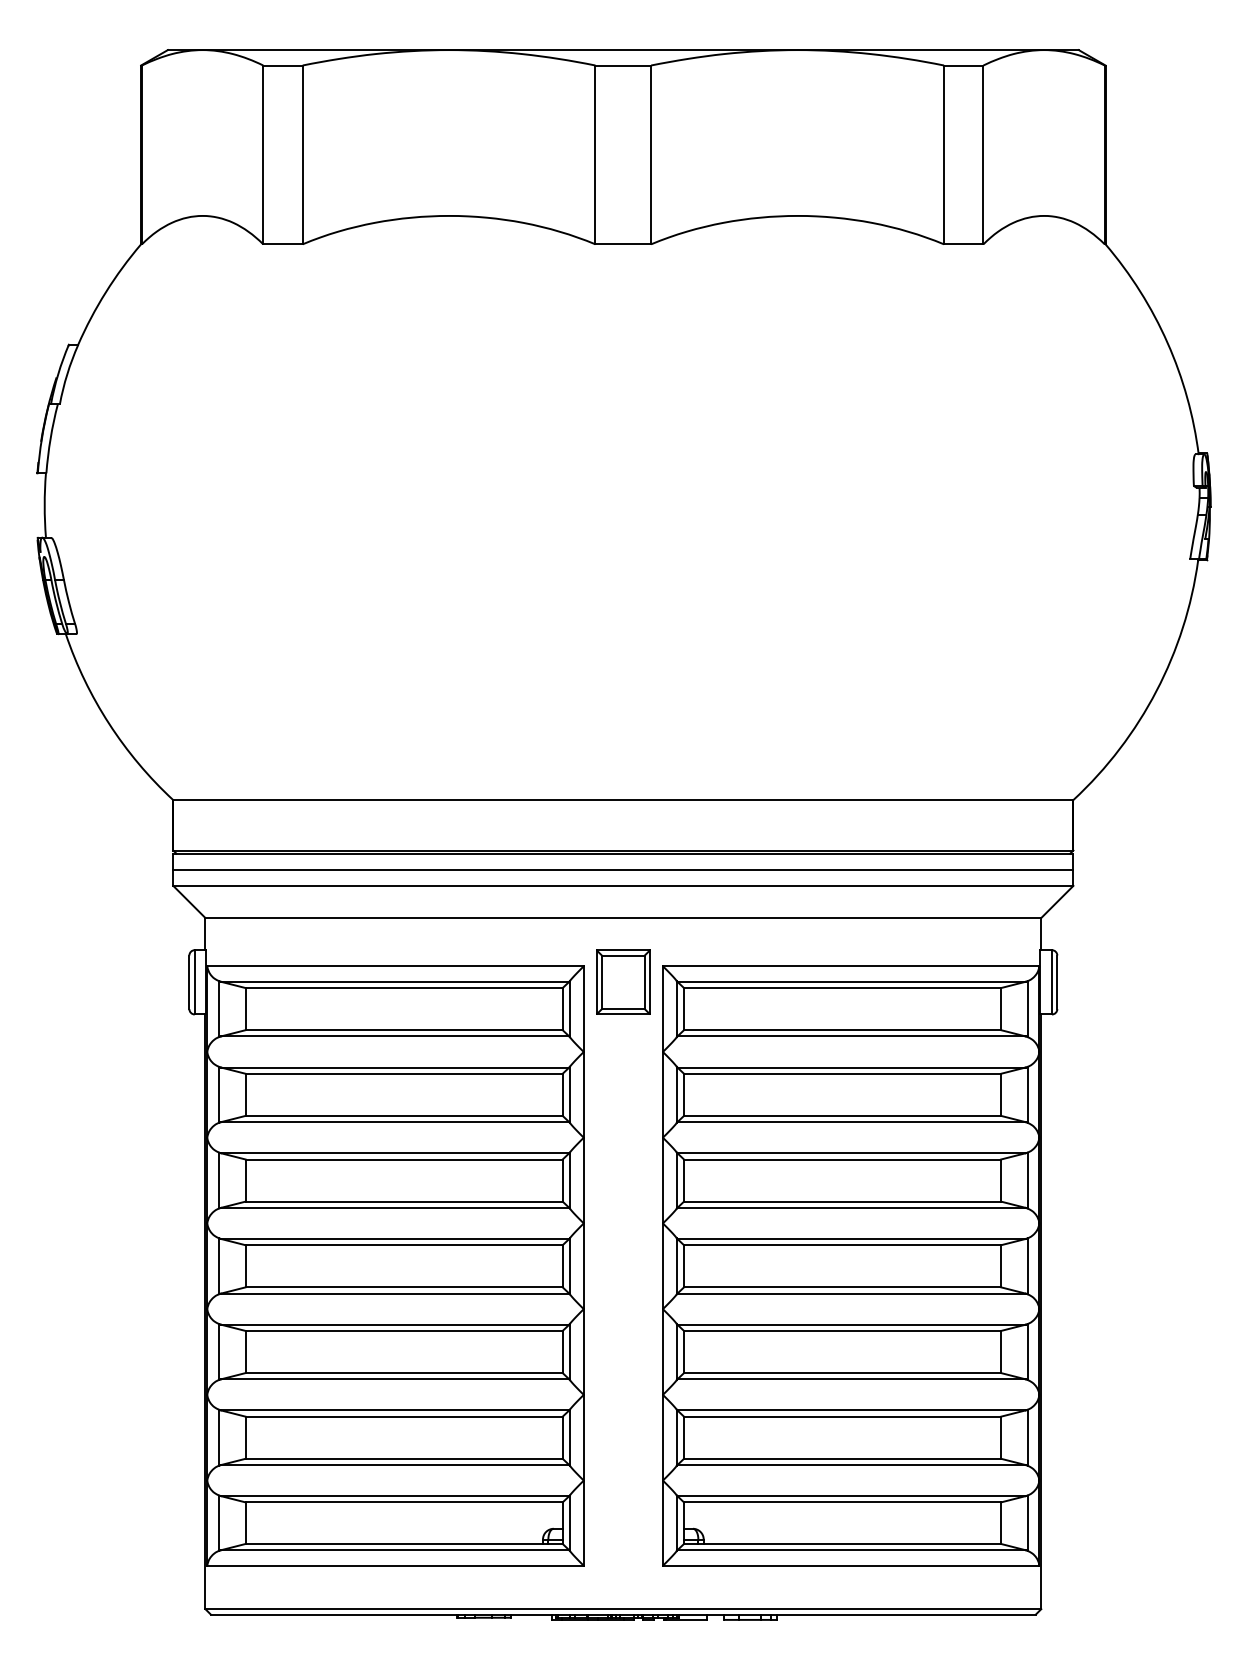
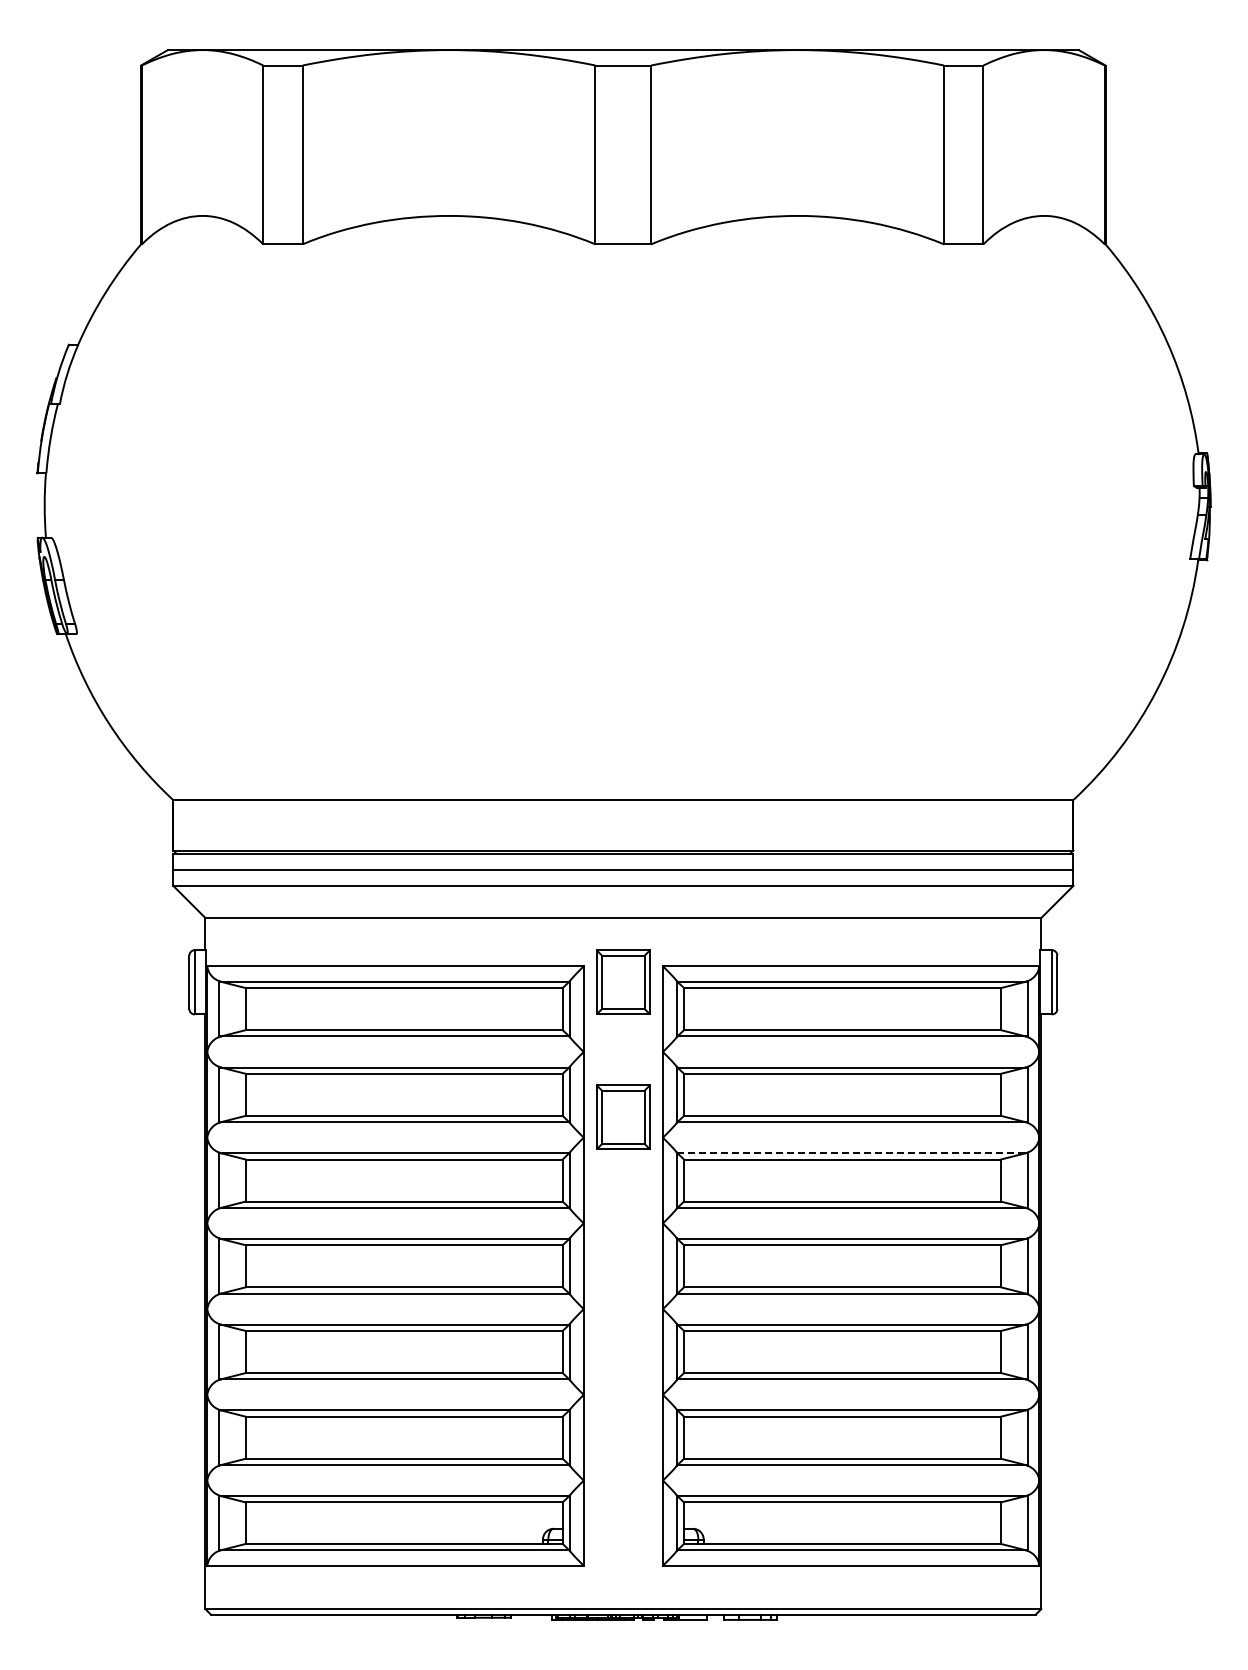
part: none -> present (623, 1116)
line: solid -> dashed (852, 1153)
